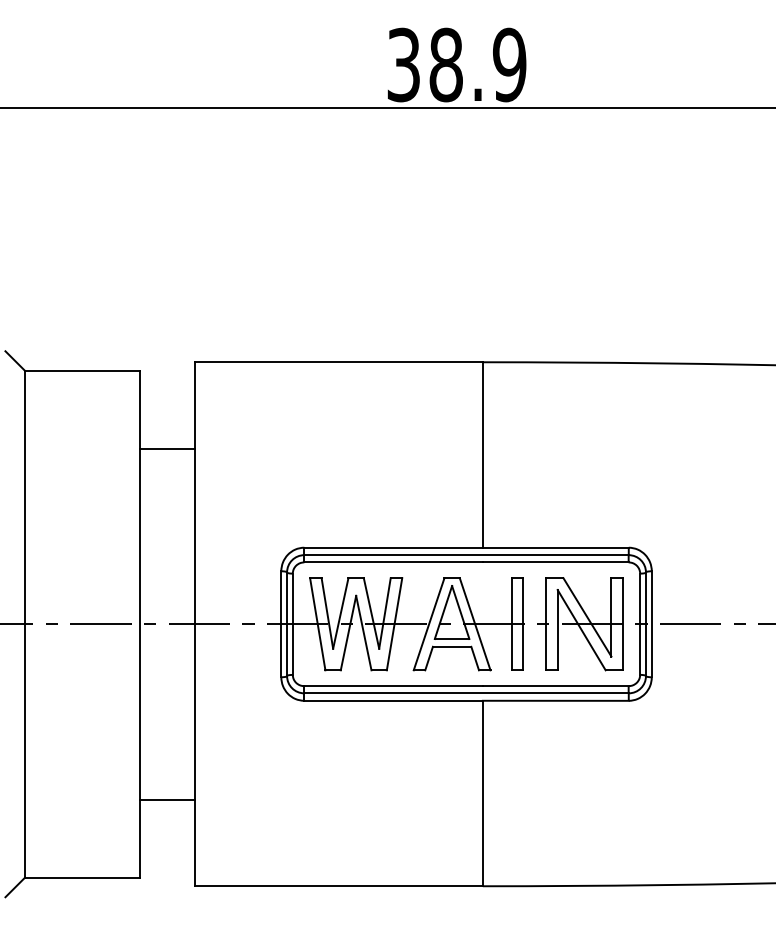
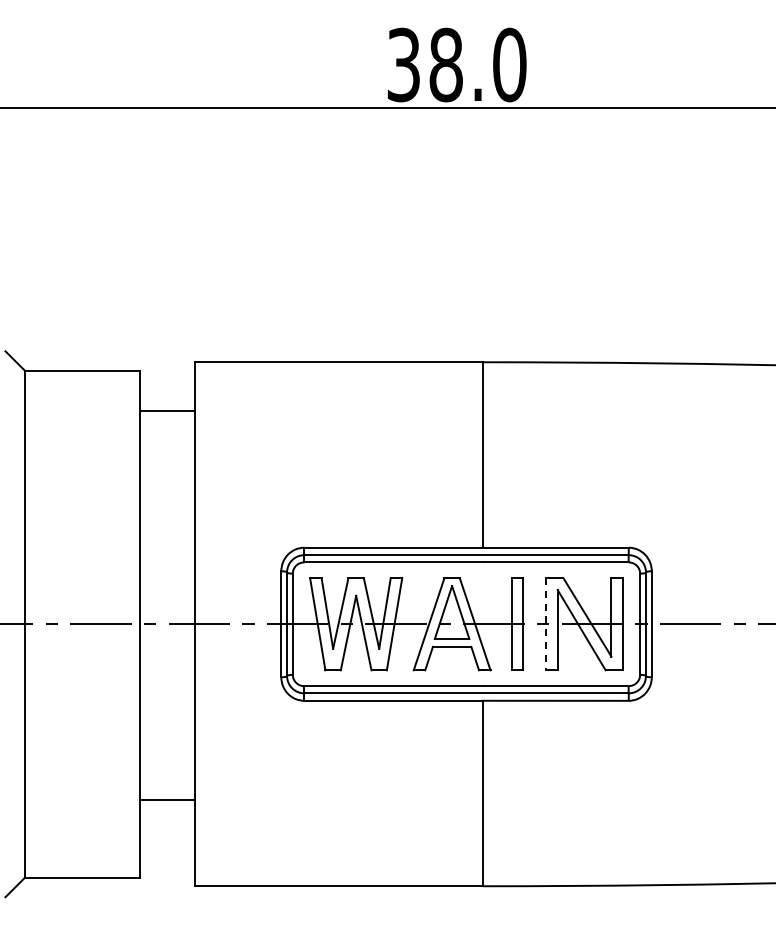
text: 38.9 -> 38.0 (509, 64)
line position: (167, 448) -> (167, 410) (167, 410)
line: solid -> dashed (546, 624)
